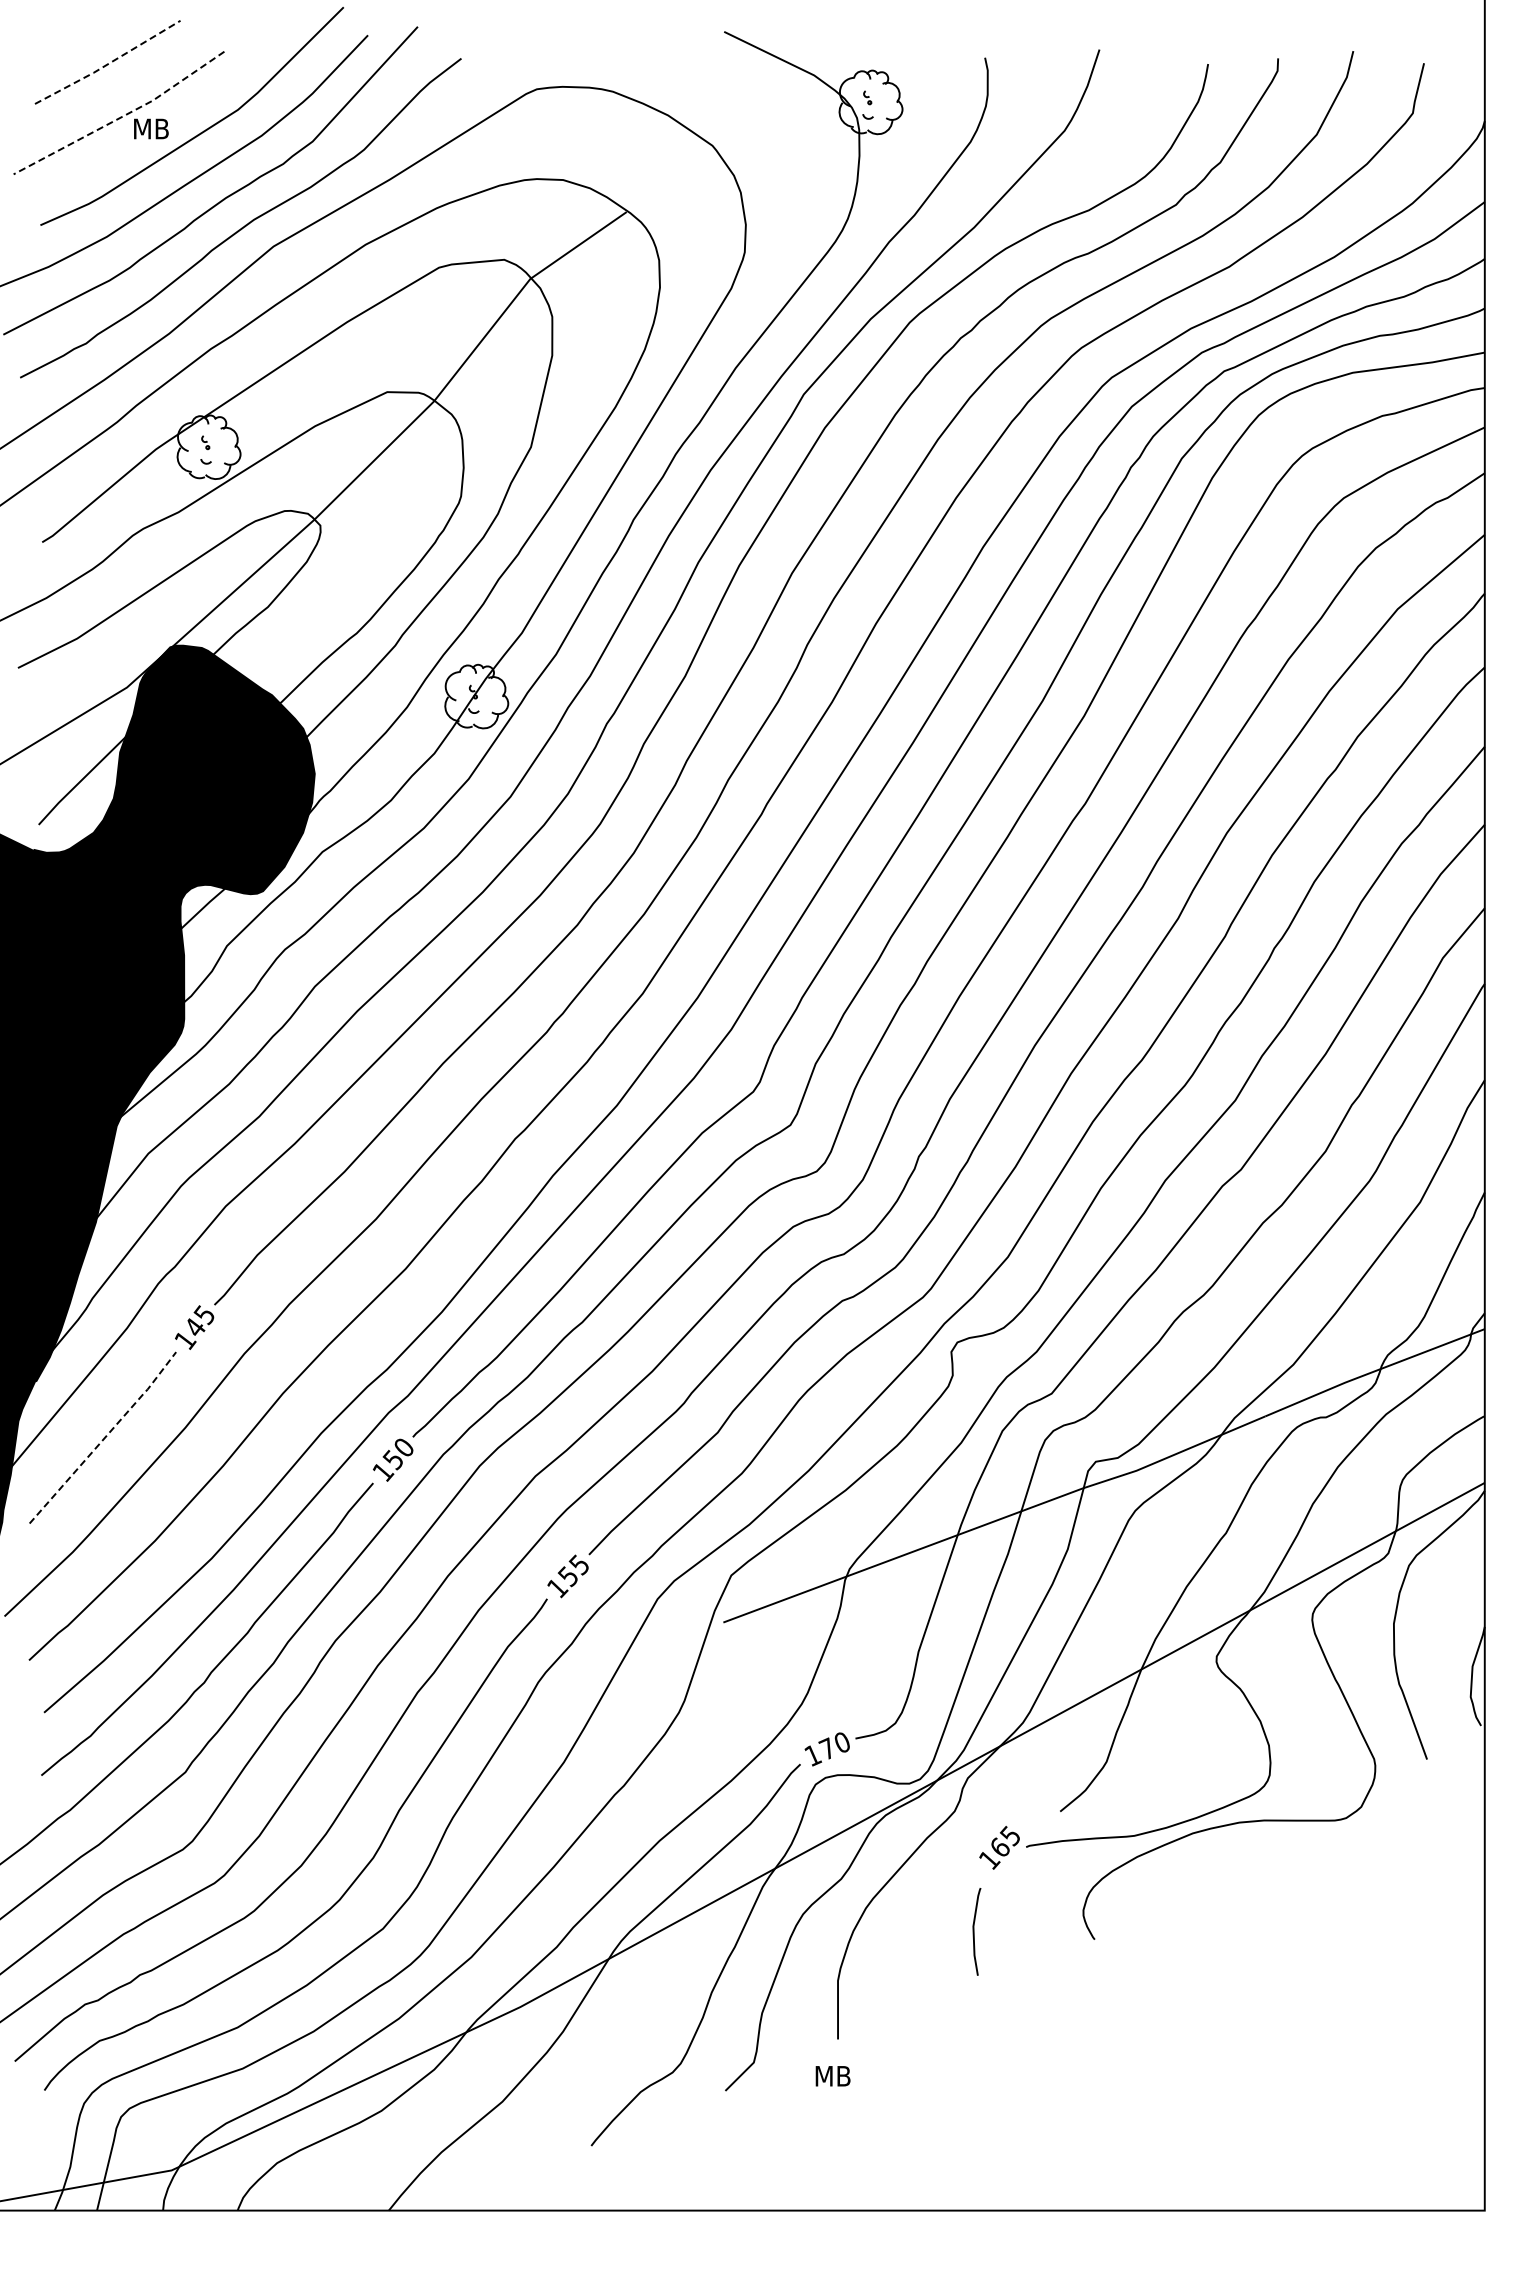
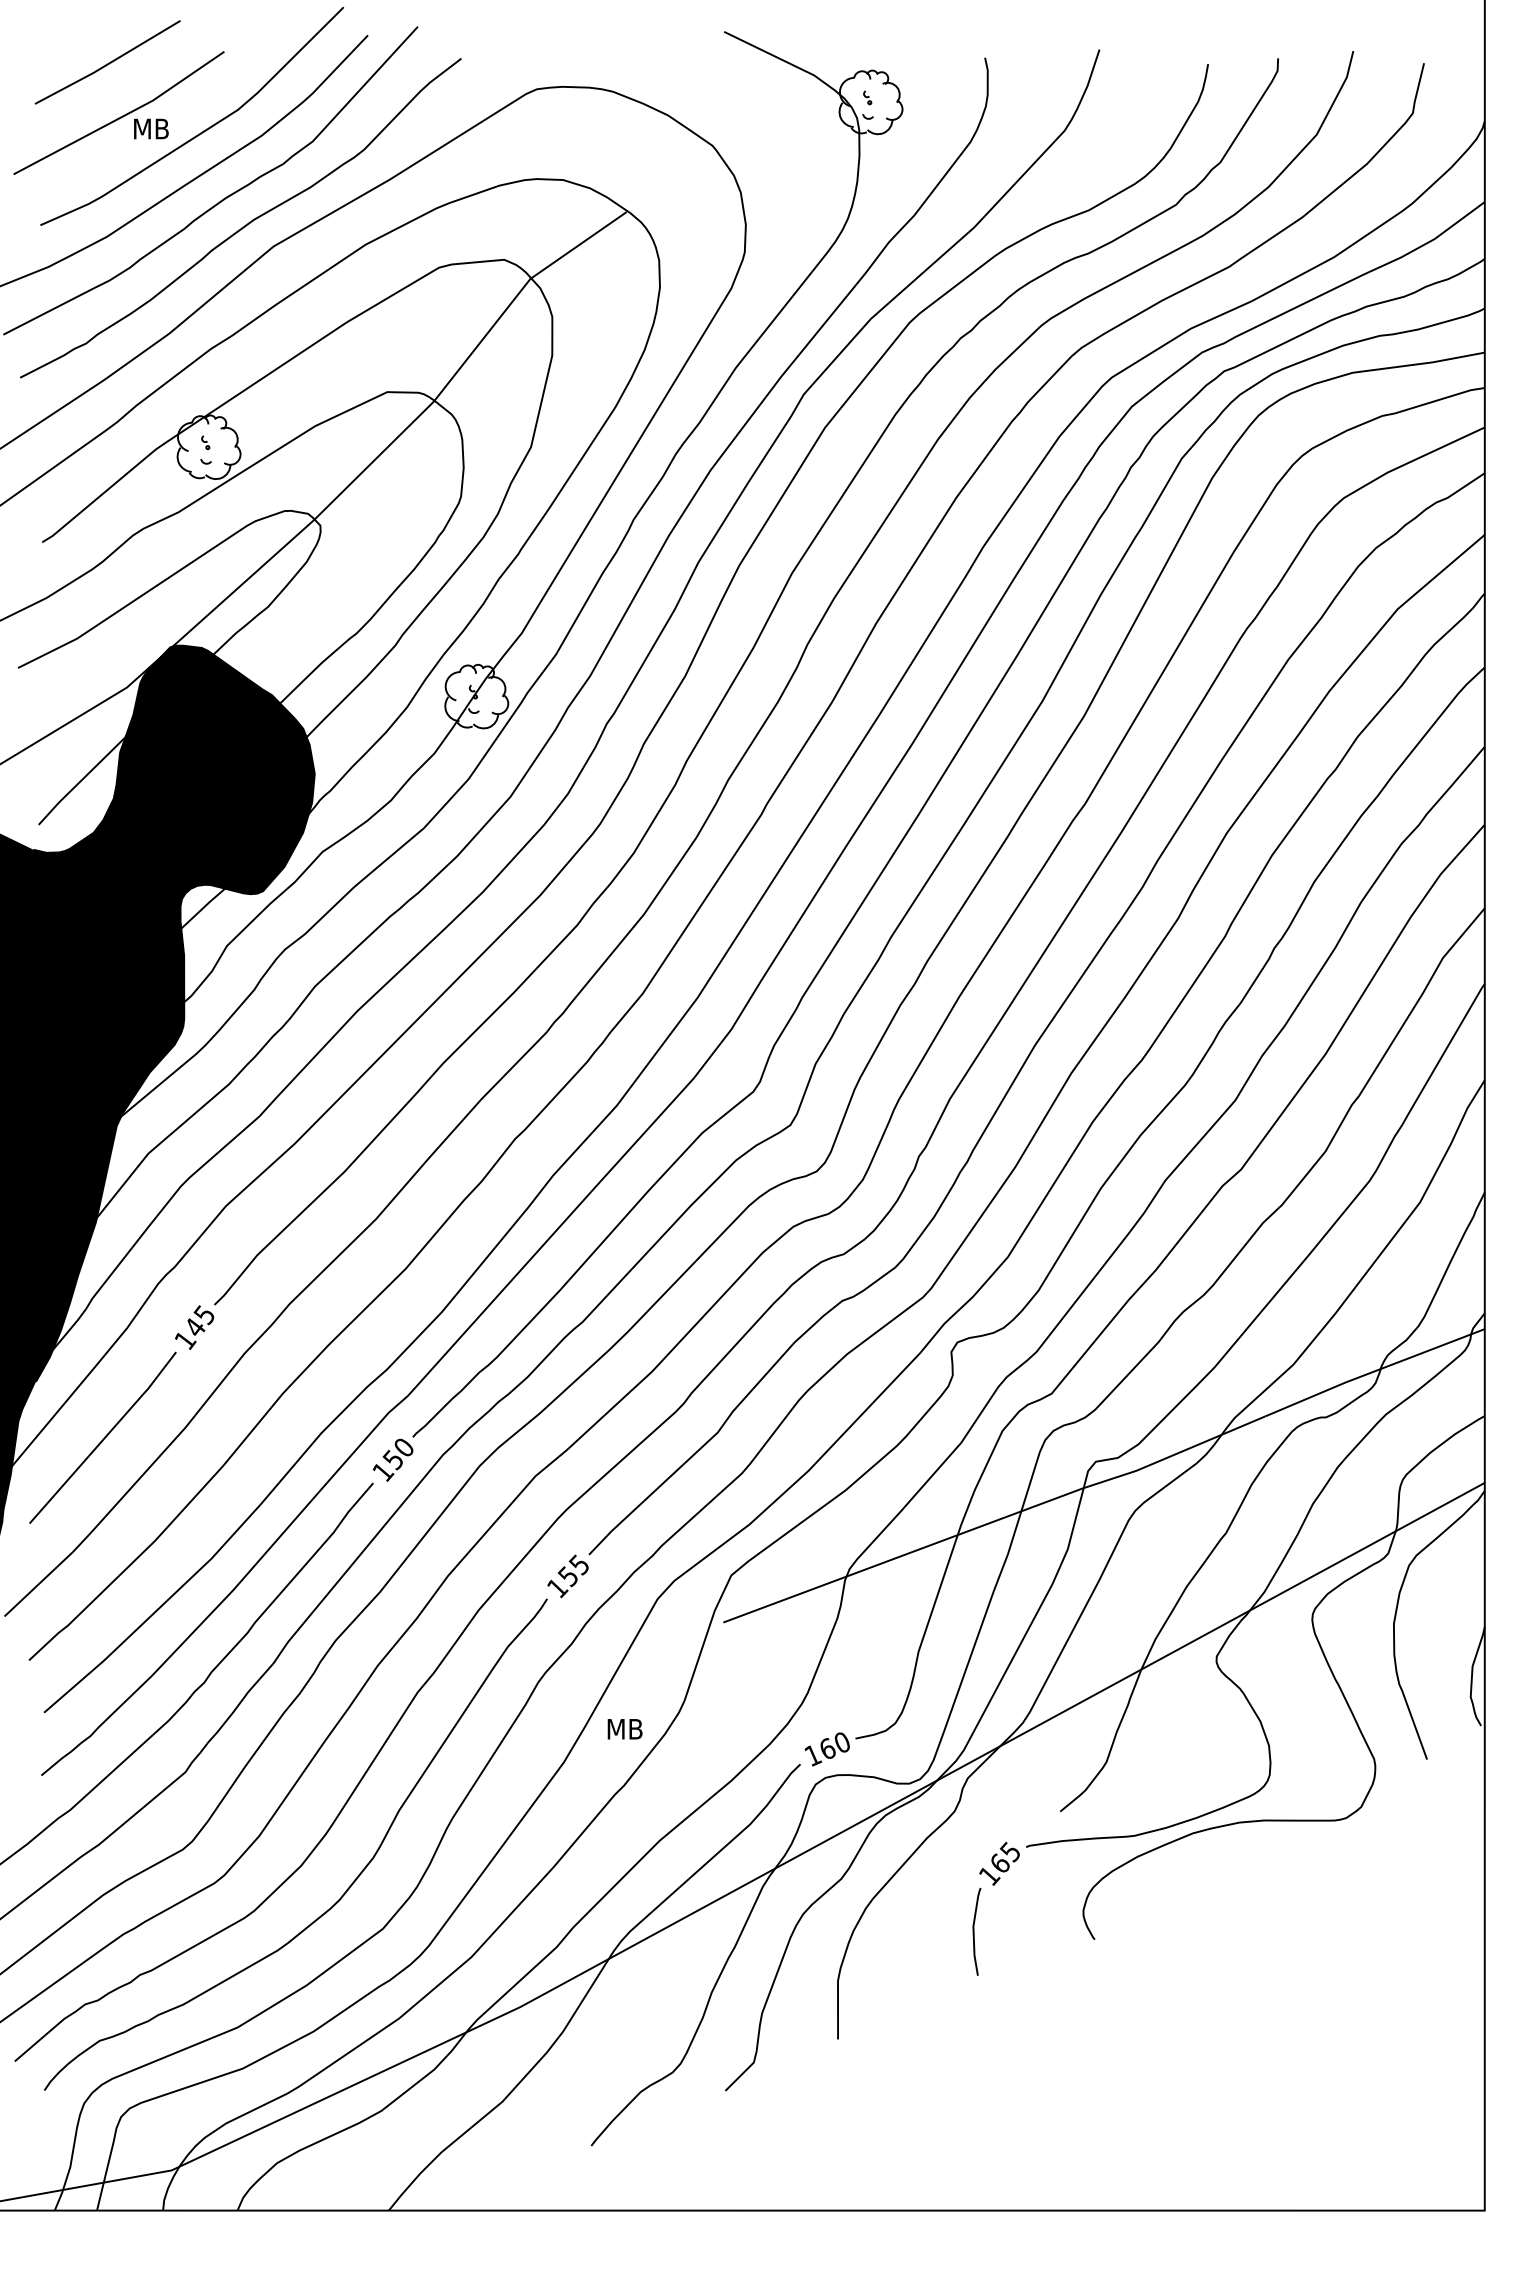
line: dashed -> solid (108, 64)
line: dashed -> solid (122, 116)
line: dashed -> solid (104, 1438)
text: 170 -> 160 (826, 1748)
text position: (999, 1847) -> (999, 1863) (999, 1863)
text position: (832, 2076) -> (624, 1729) (624, 1729)
